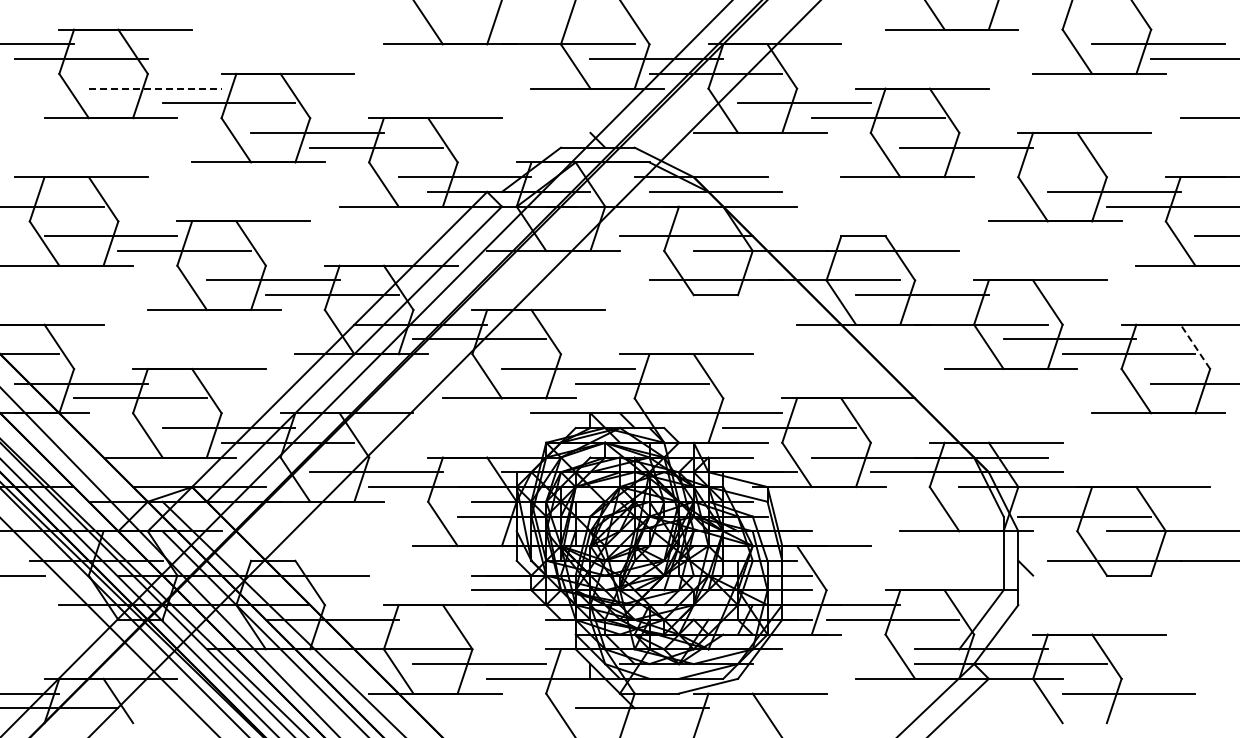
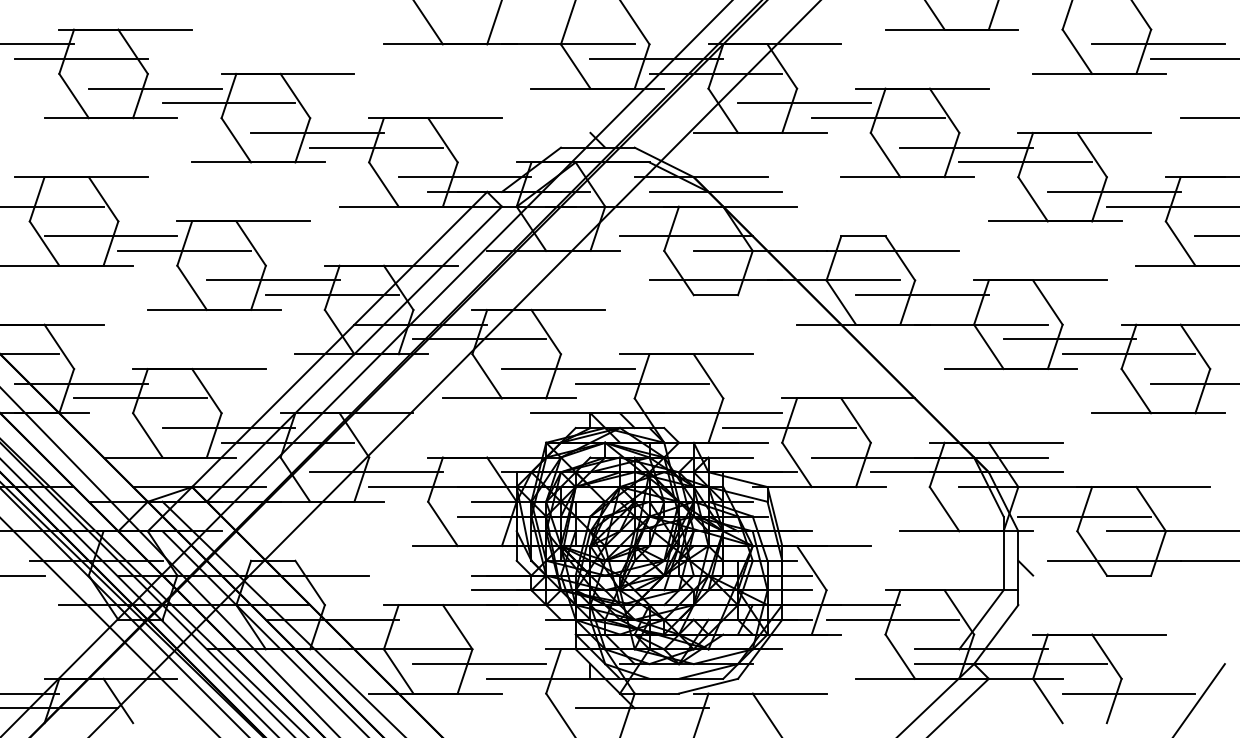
line: dashed -> solid (155, 88)
line: none -> present (1025, 162)
line: dashed -> solid (1195, 346)
line: none -> present (1199, 699)
